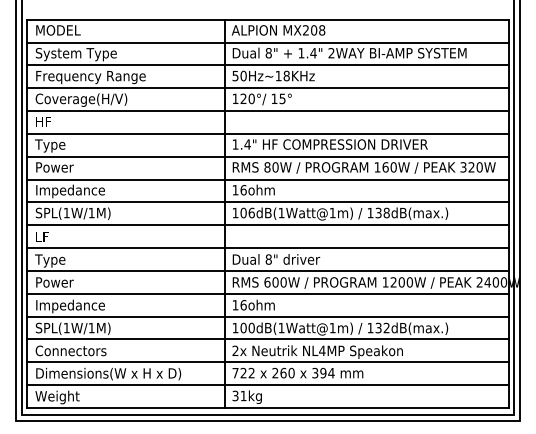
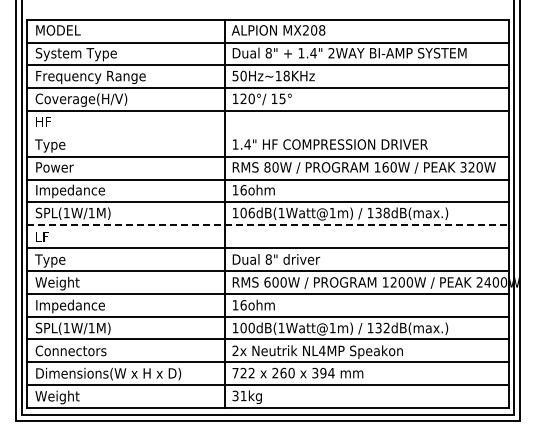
line: present -> none (268, 133)
line: solid -> dashed (268, 225)
text: Power -> Weight (57, 283)
